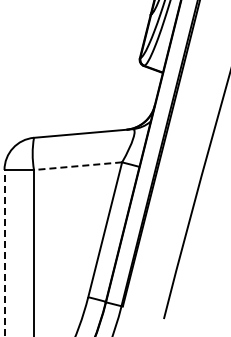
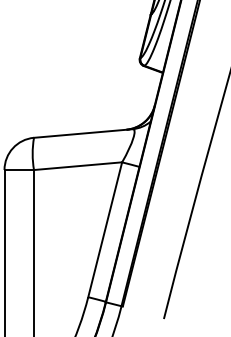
line: dashed -> solid (77, 166)
line: dashed -> solid (4, 252)
